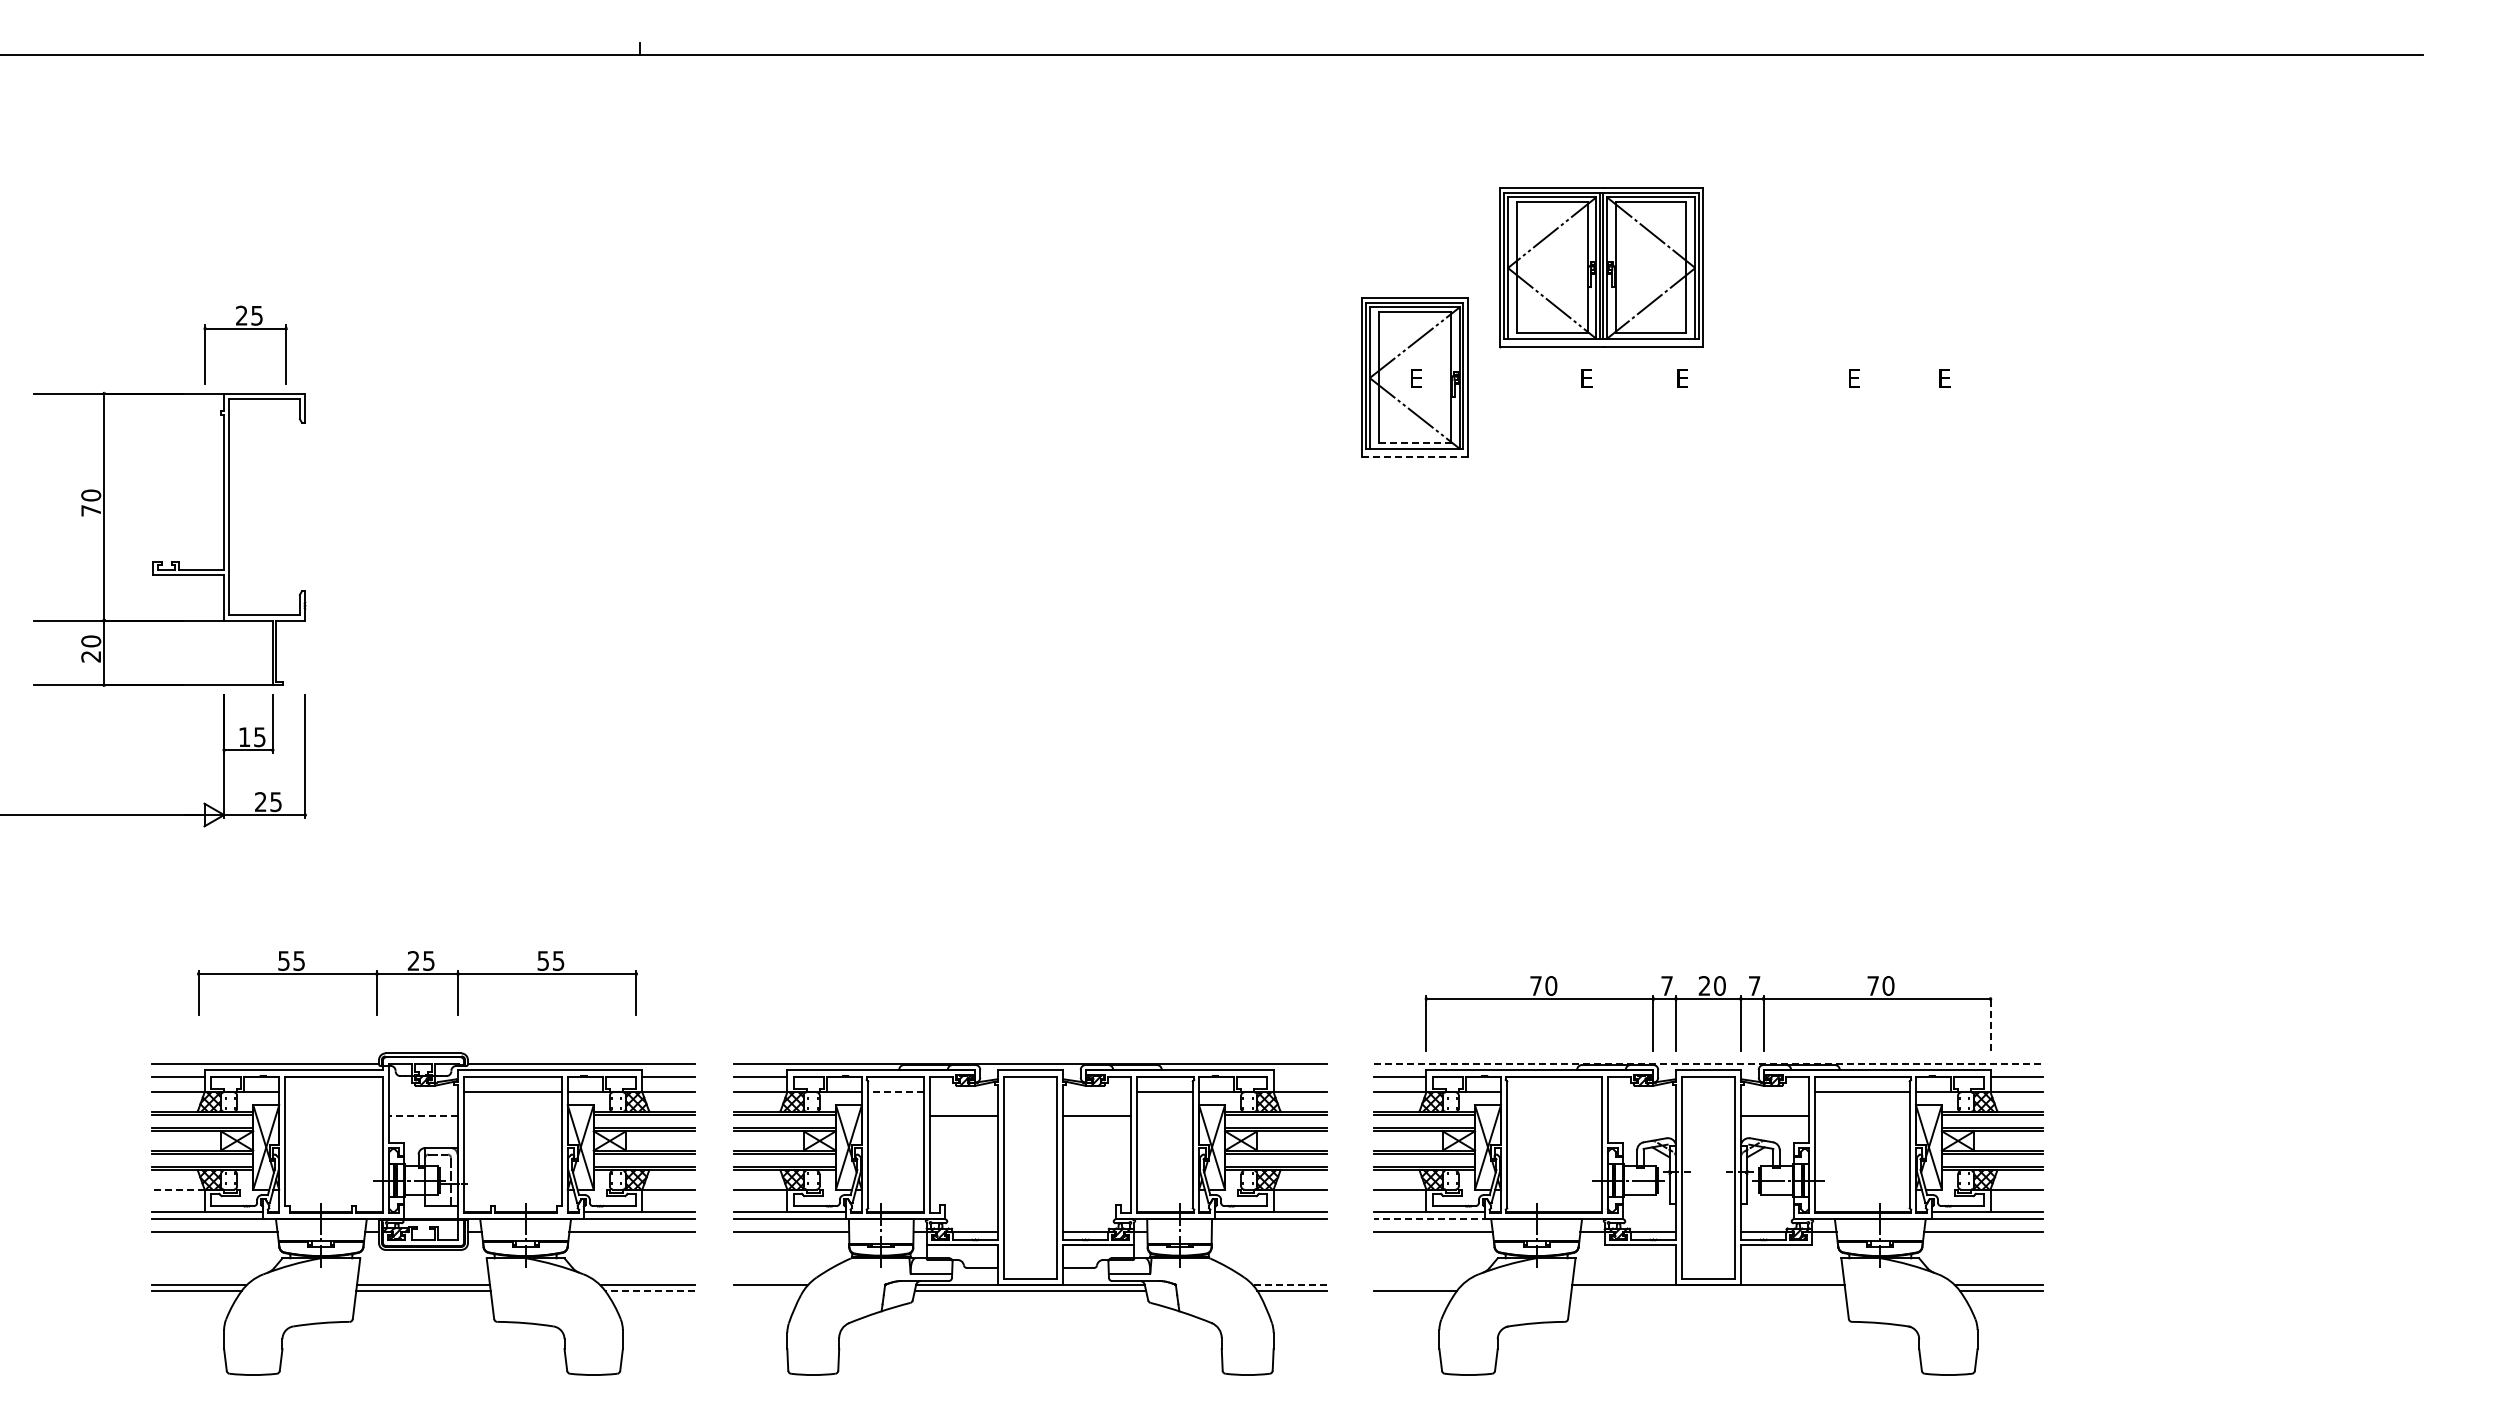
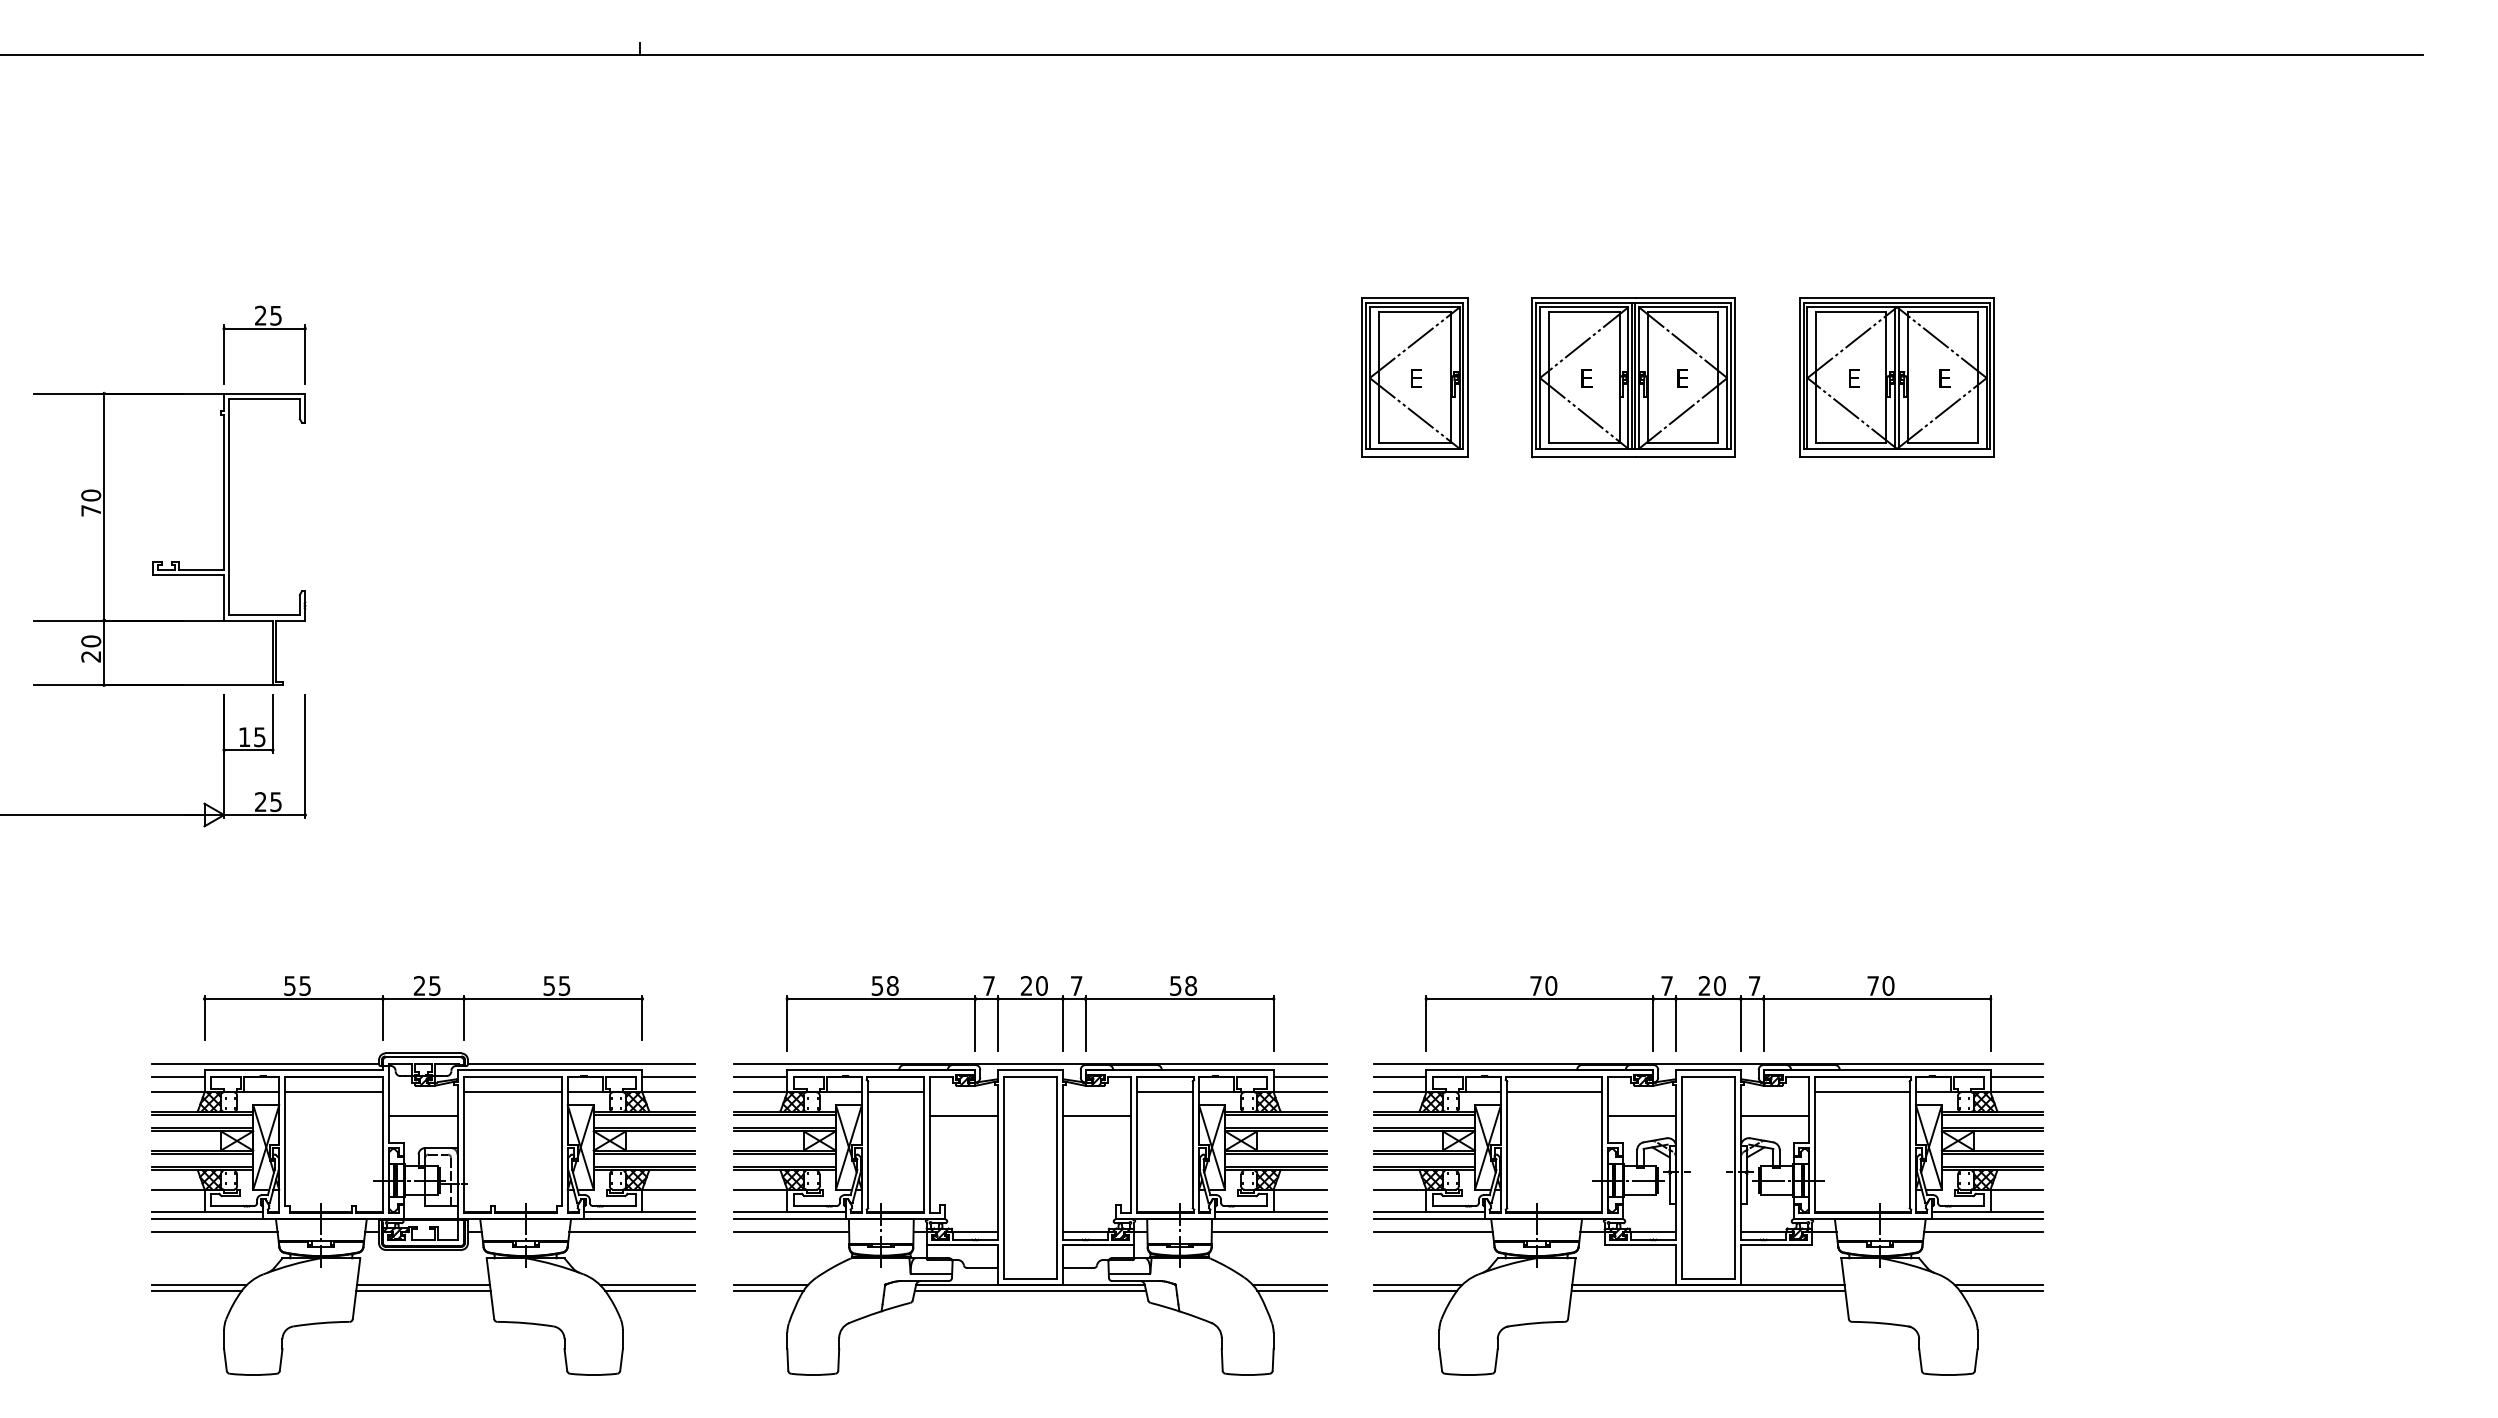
part position: (1601, 267) -> (1633, 377) (1633, 377)
part position: (245, 329) -> (264, 329) (264, 329)
part: none -> present (1896, 377)
line: dashed -> solid (1415, 443)
line: dashed -> solid (1414, 456)
part position: (417, 974) -> (423, 999) (423, 999)
part: none -> present (1030, 999)
line: dashed -> solid (1990, 1023)
line: dashed -> solid (1708, 1063)
line: none -> present (1299, 1077)
line: none -> present (334, 1092)
line: dashed -> solid (895, 1092)
line: none -> present (1554, 1092)
line: dashed -> solid (423, 1116)
line: none -> present (1641, 1116)
line: dashed -> solid (177, 1189)
line: dashed -> solid (1431, 1219)
line: none -> present (1268, 1232)
line: dashed -> solid (1289, 1285)
line: none -> present (1417, 1285)
line: dashed -> solid (649, 1290)
line: none -> present (768, 1290)
line: none -> present (1708, 1290)
